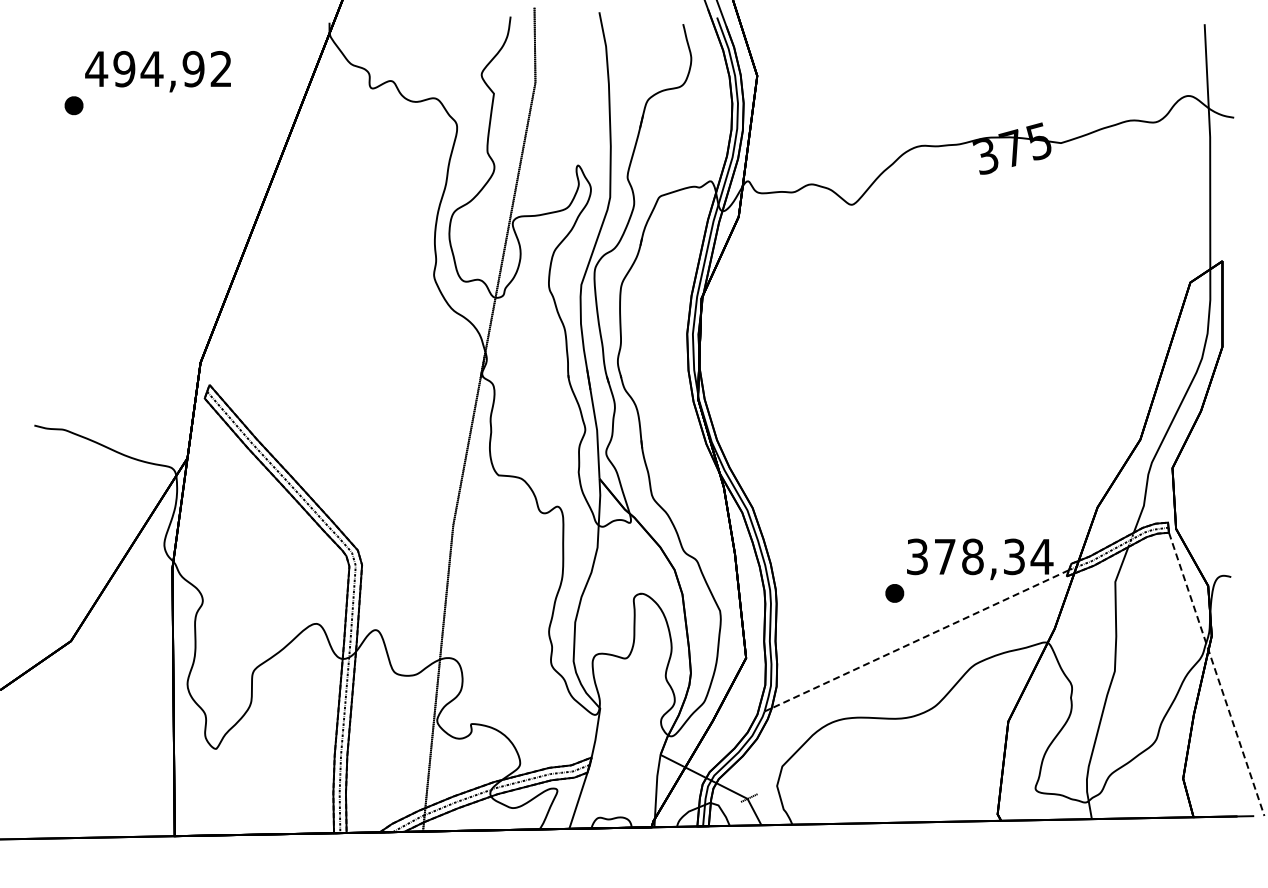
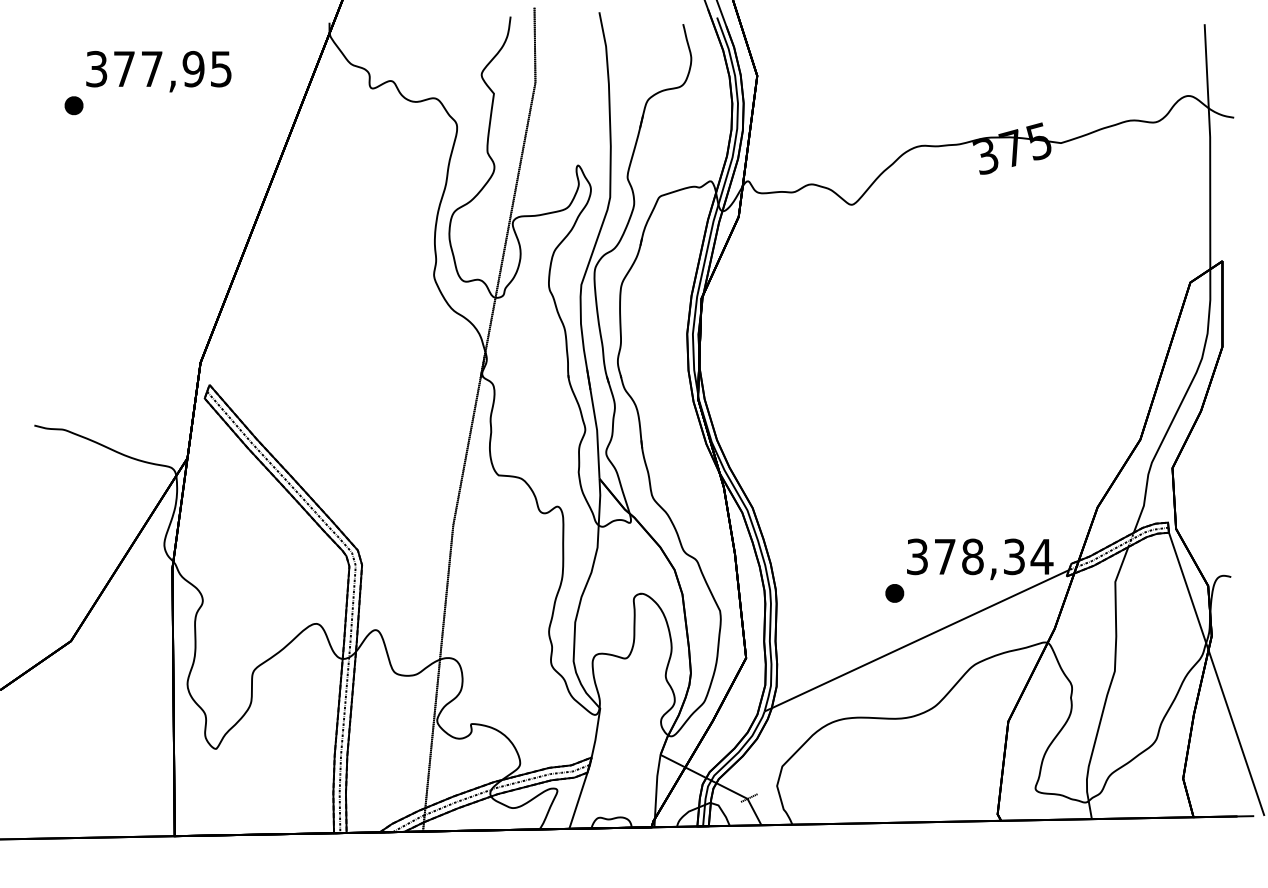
text: 494,92 -> 377,95 (158, 68)
line: dashed -> solid (920, 639)
line: dashed -> solid (1216, 674)
